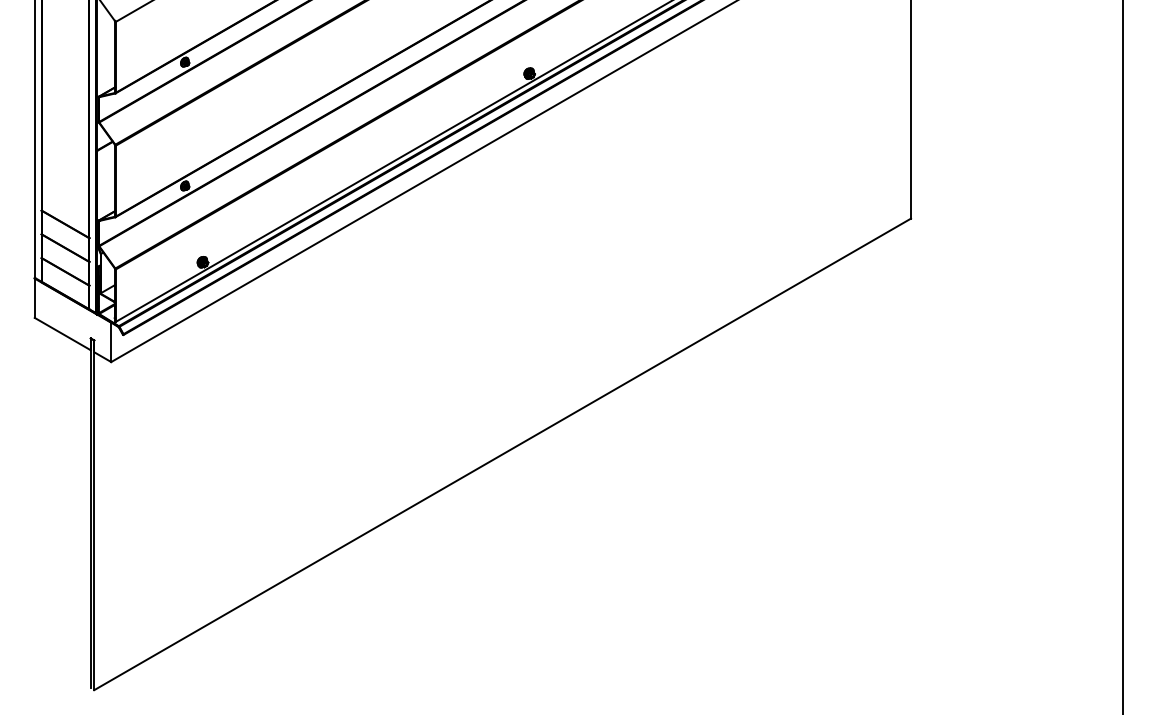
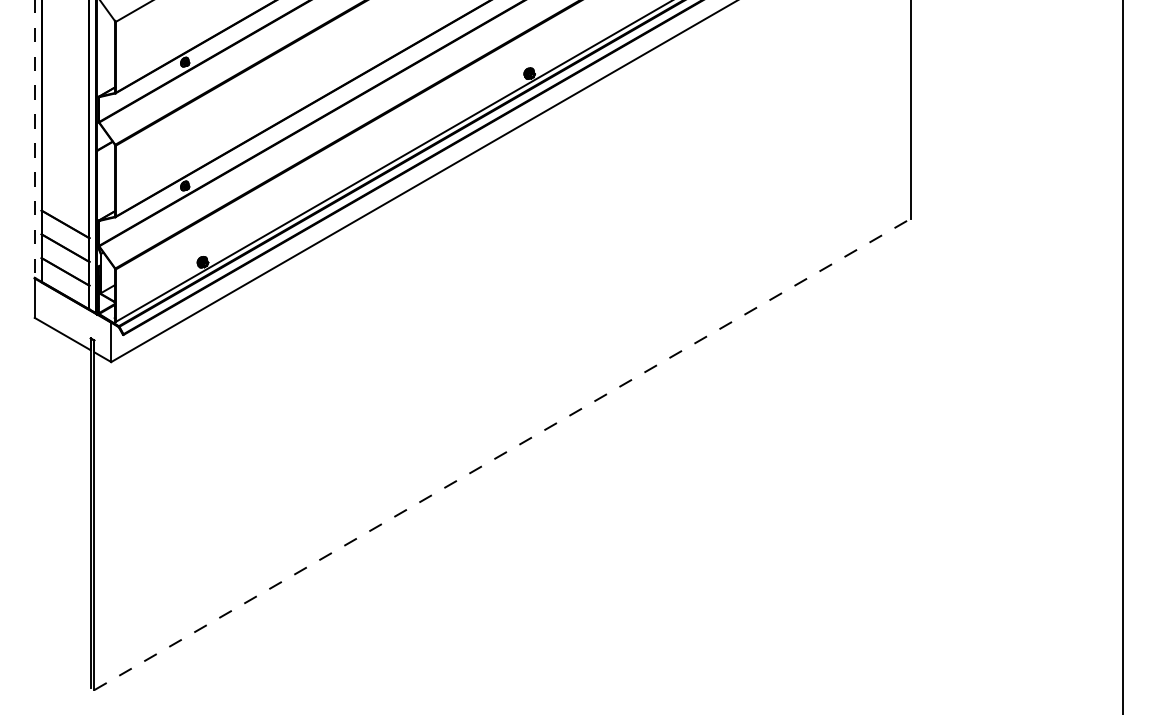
line: solid -> dashed (34, 138)
line: solid -> dashed (502, 454)
